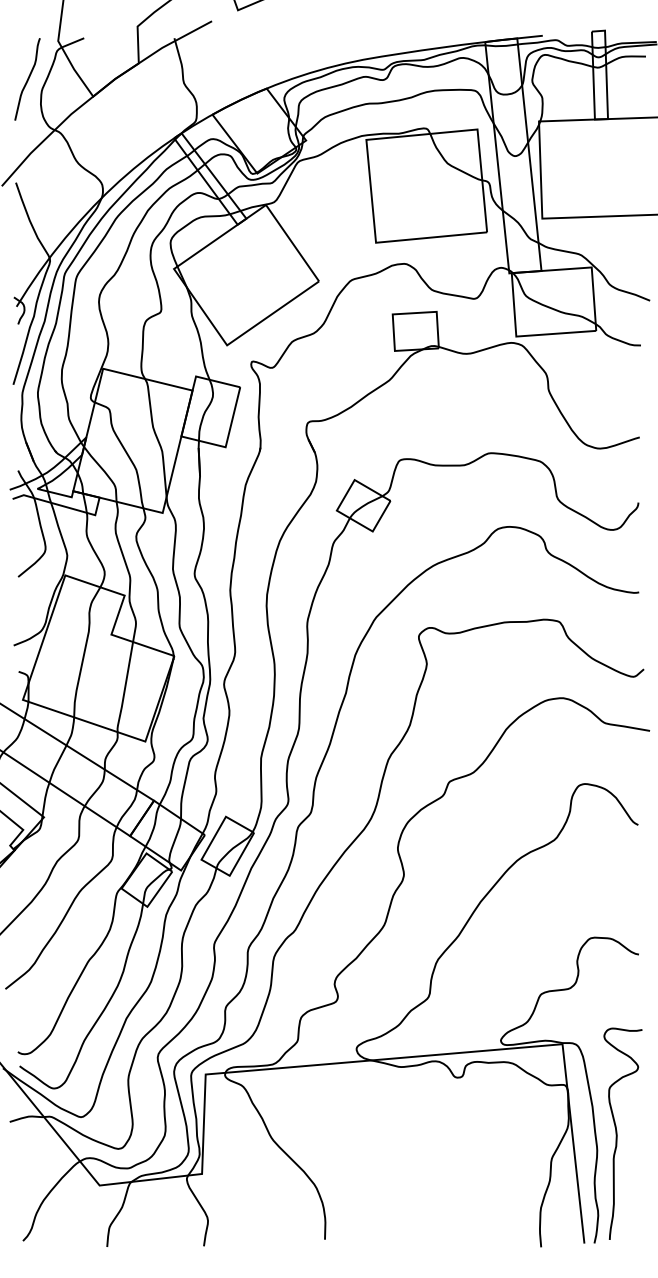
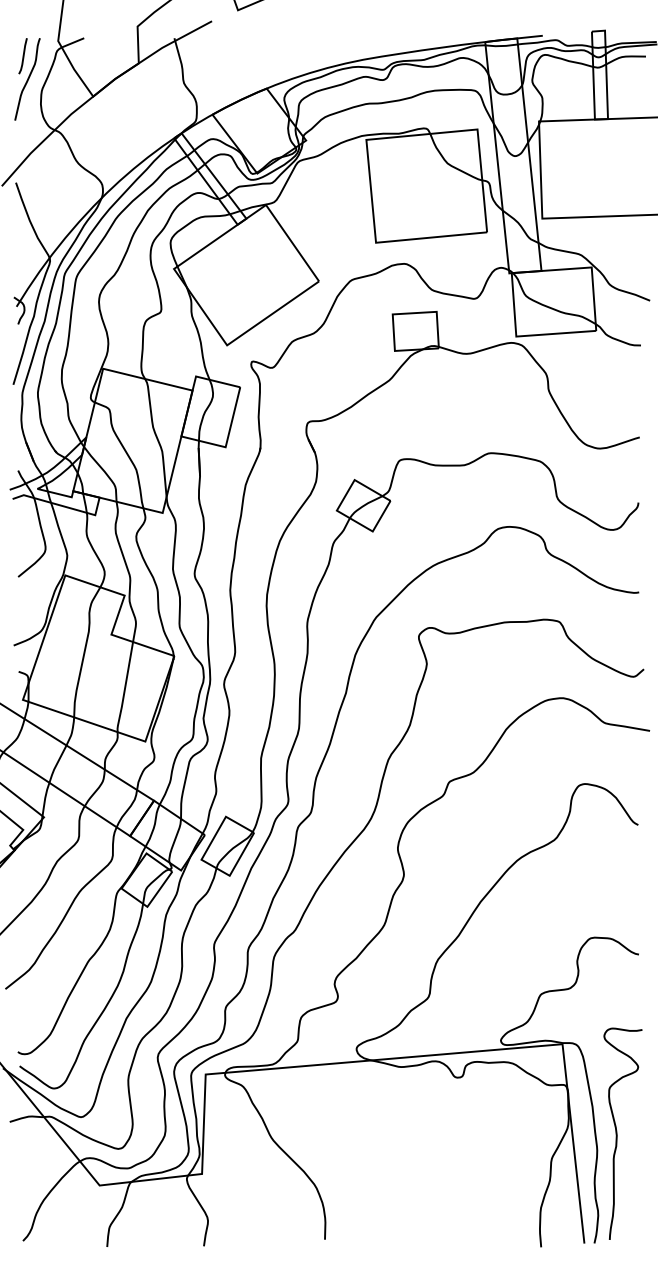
line: none -> present (22, 56)
